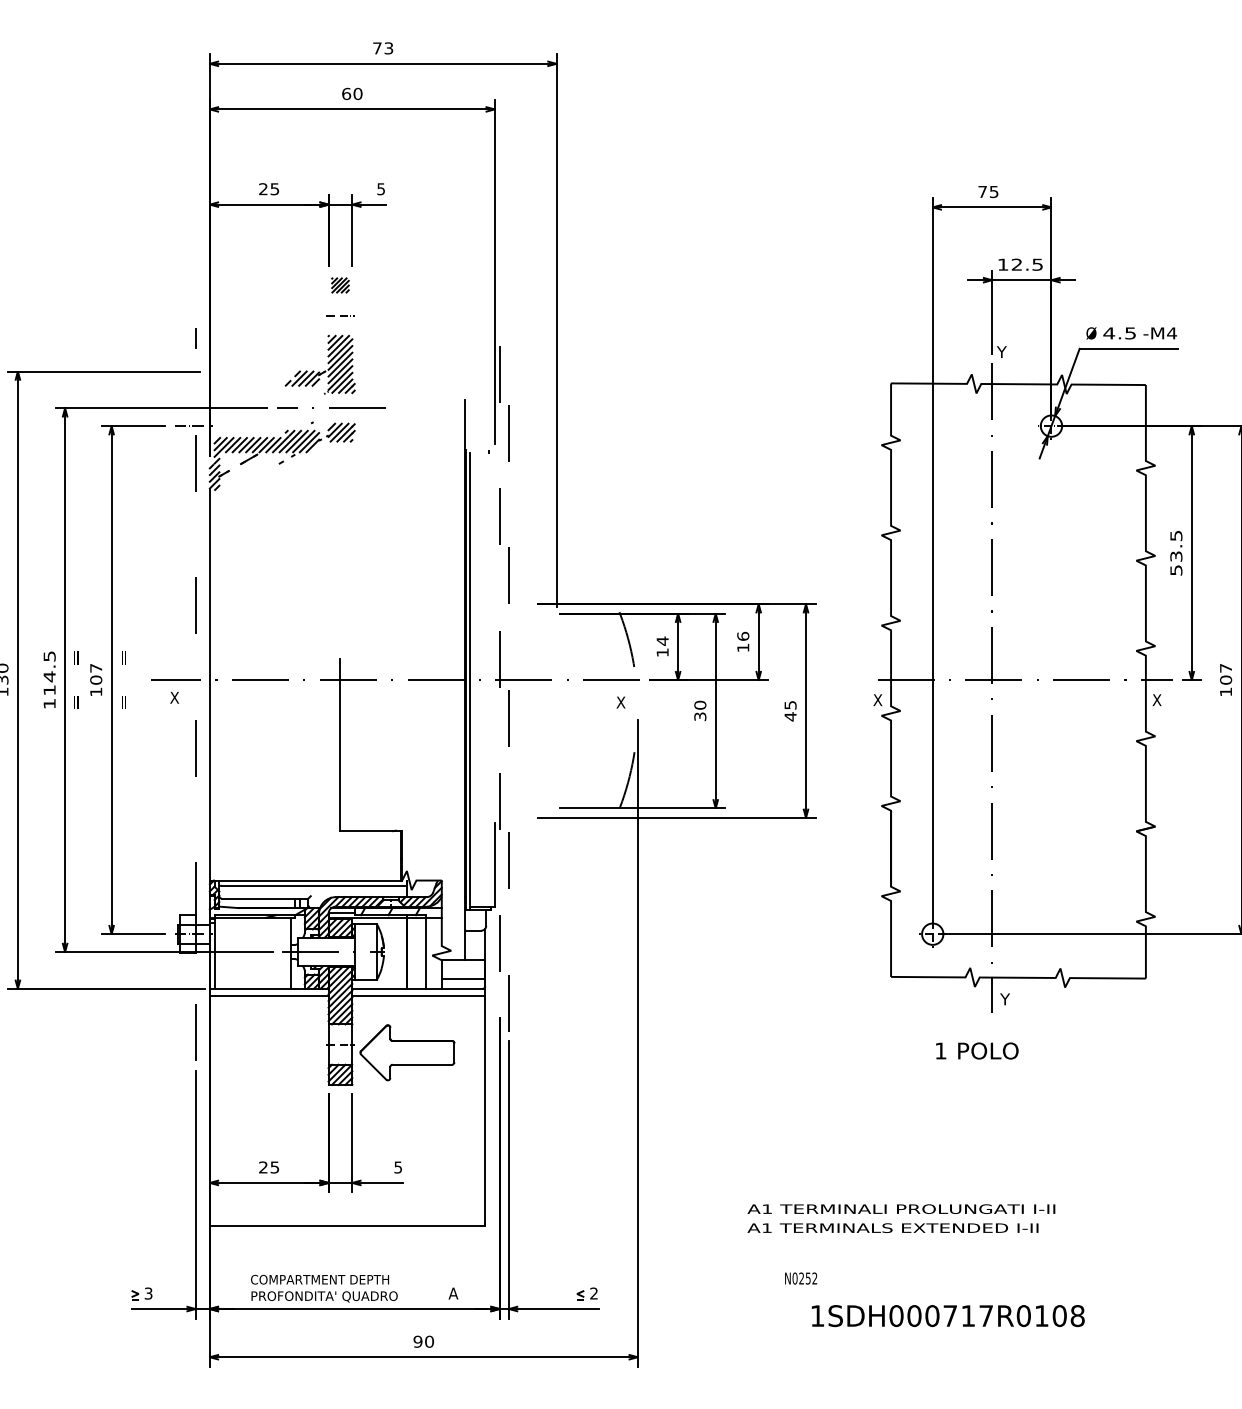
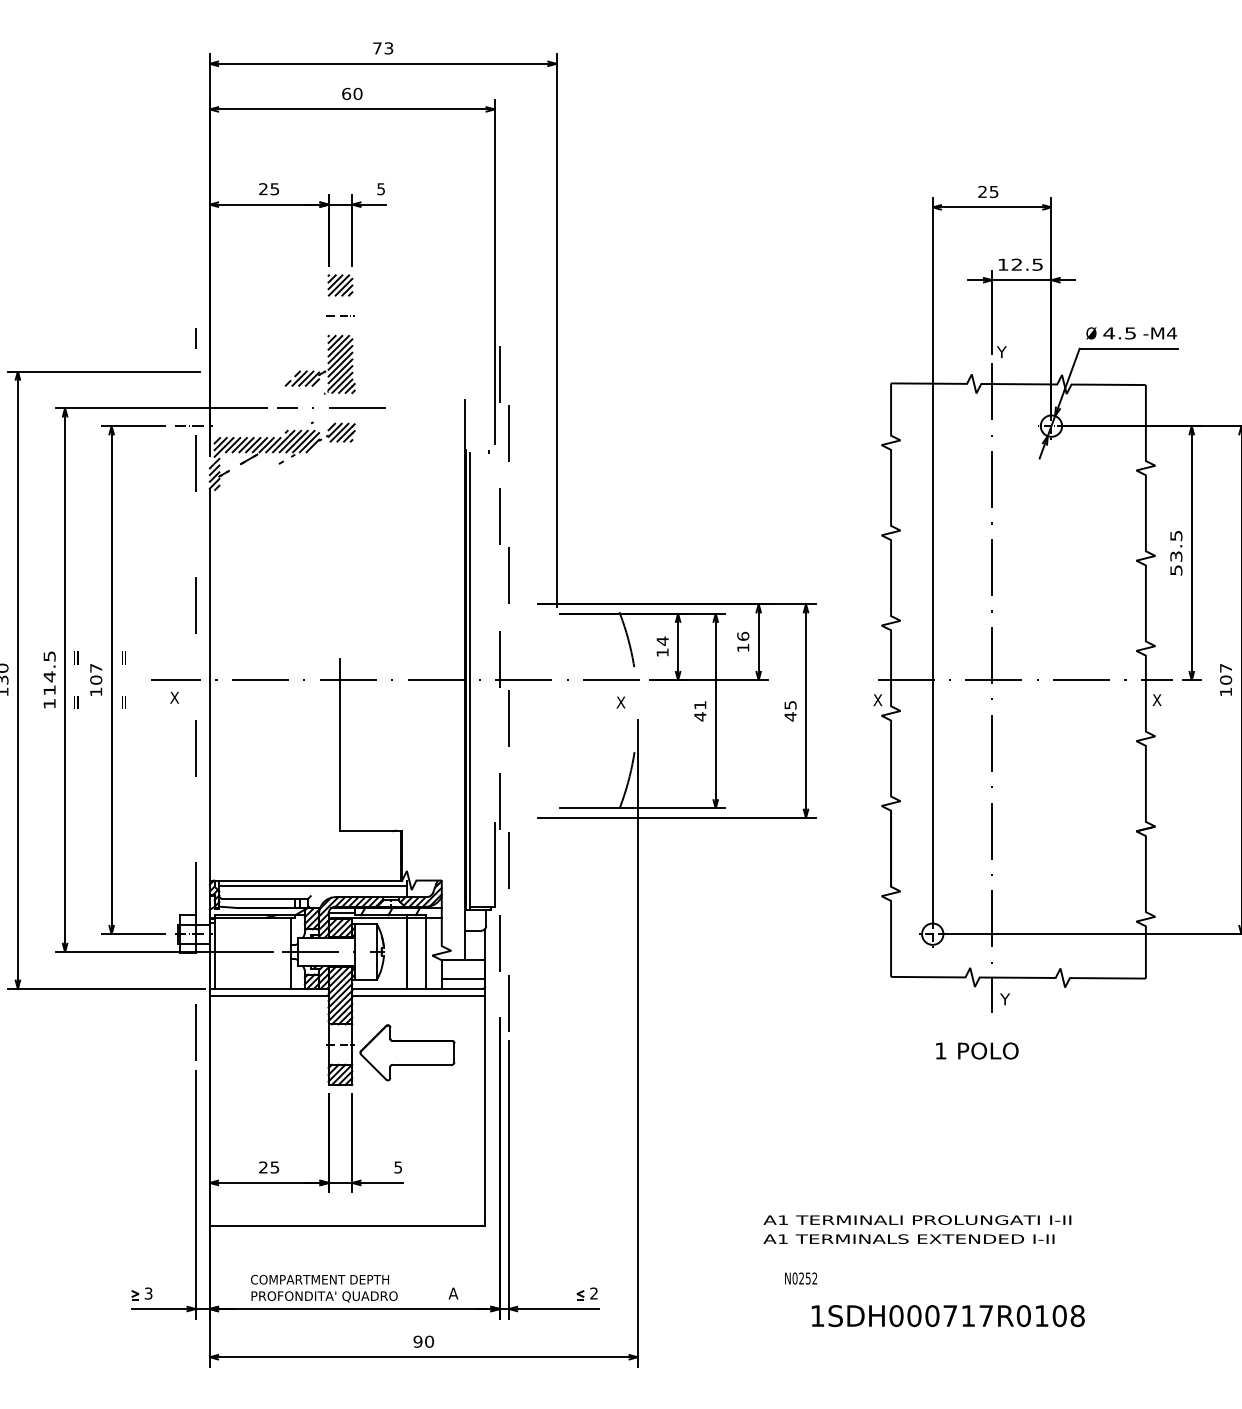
text: 75 -> 25 (982, 191)
part size: 19x17 px -> 27x23 px (340, 285)
text: 30 -> 41 (700, 710)
text position: (901, 1218) -> (917, 1229) (917, 1229)
